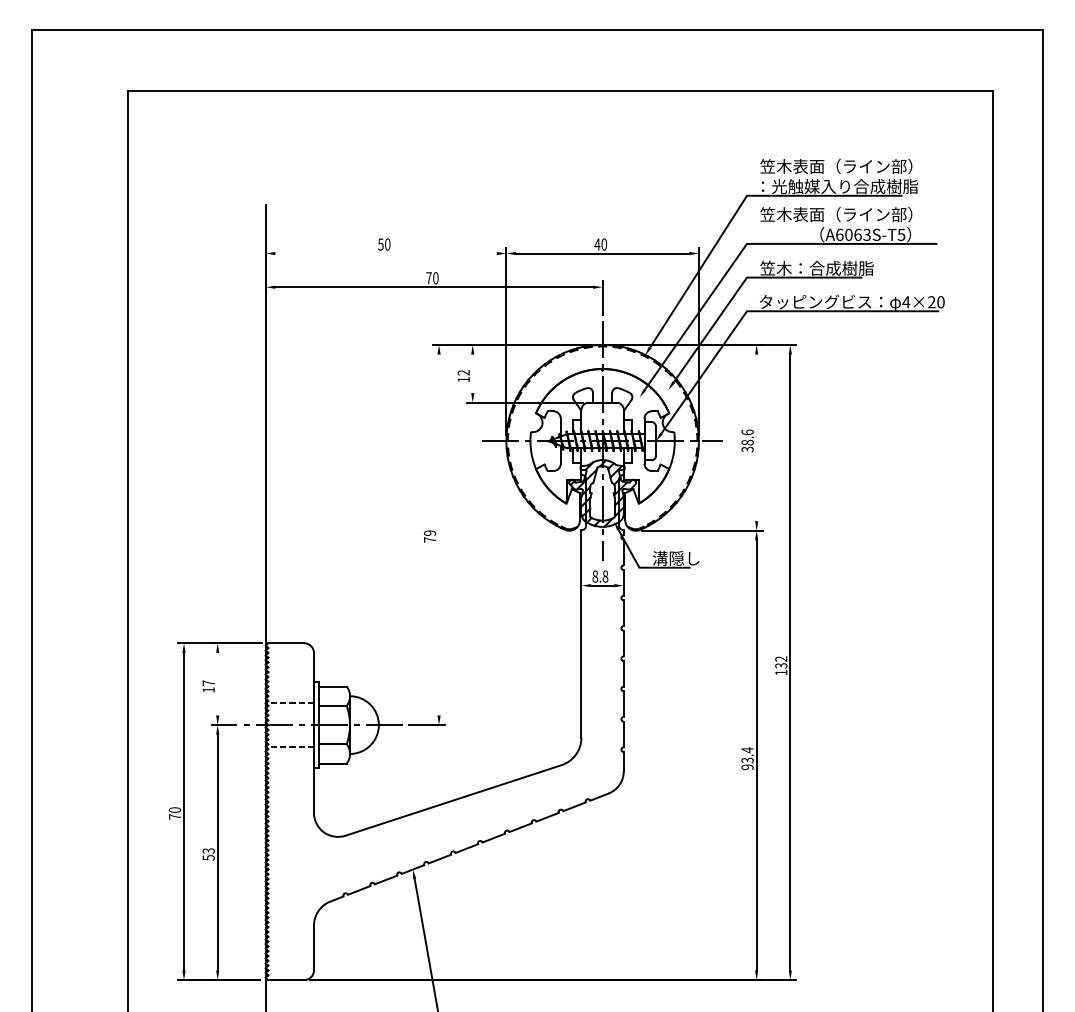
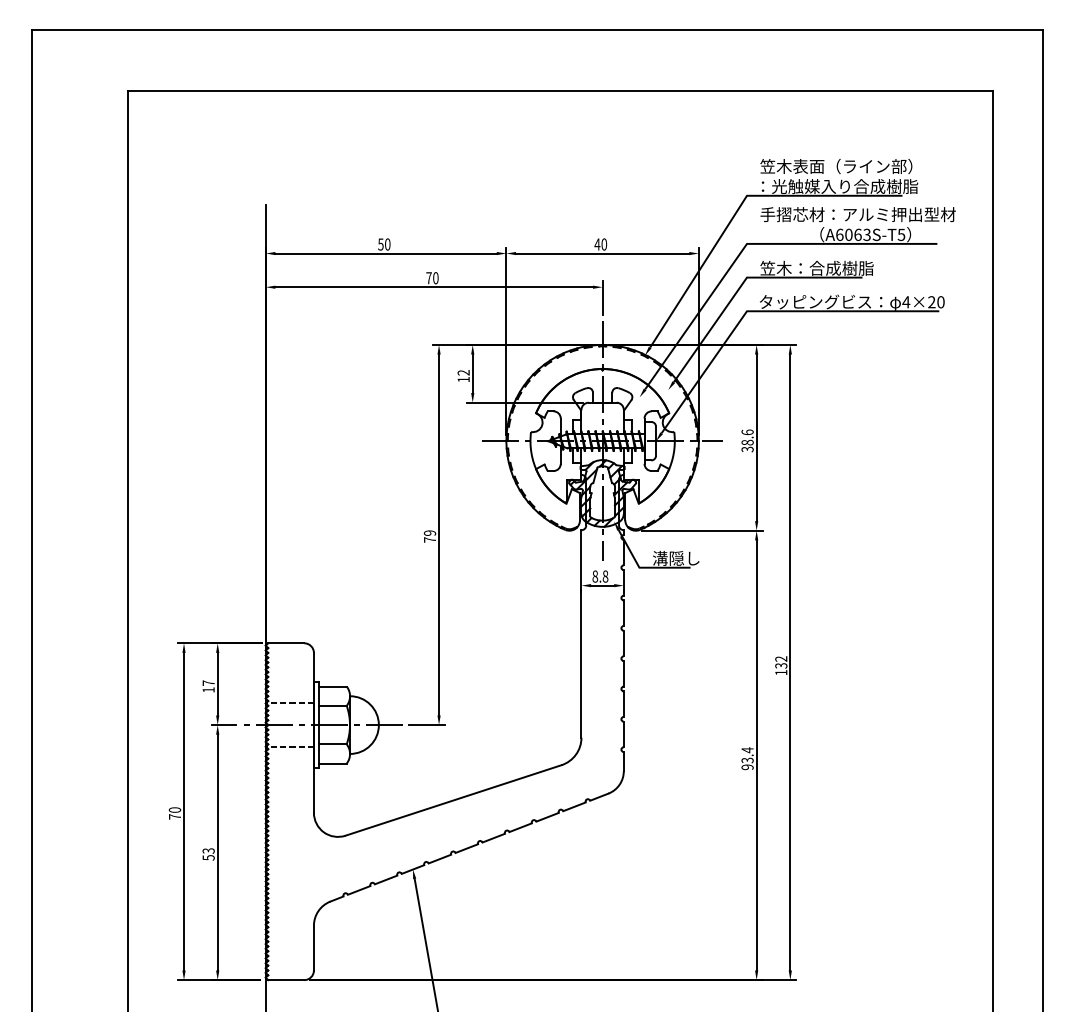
text: 笠木表面（ライン部） -> 手摺芯材：アルミ押出型材 (857, 214)
line: none -> present (385, 253)
line: none -> present (472, 373)
line: none -> present (756, 437)
line: none -> present (439, 534)
line: none -> present (217, 683)
